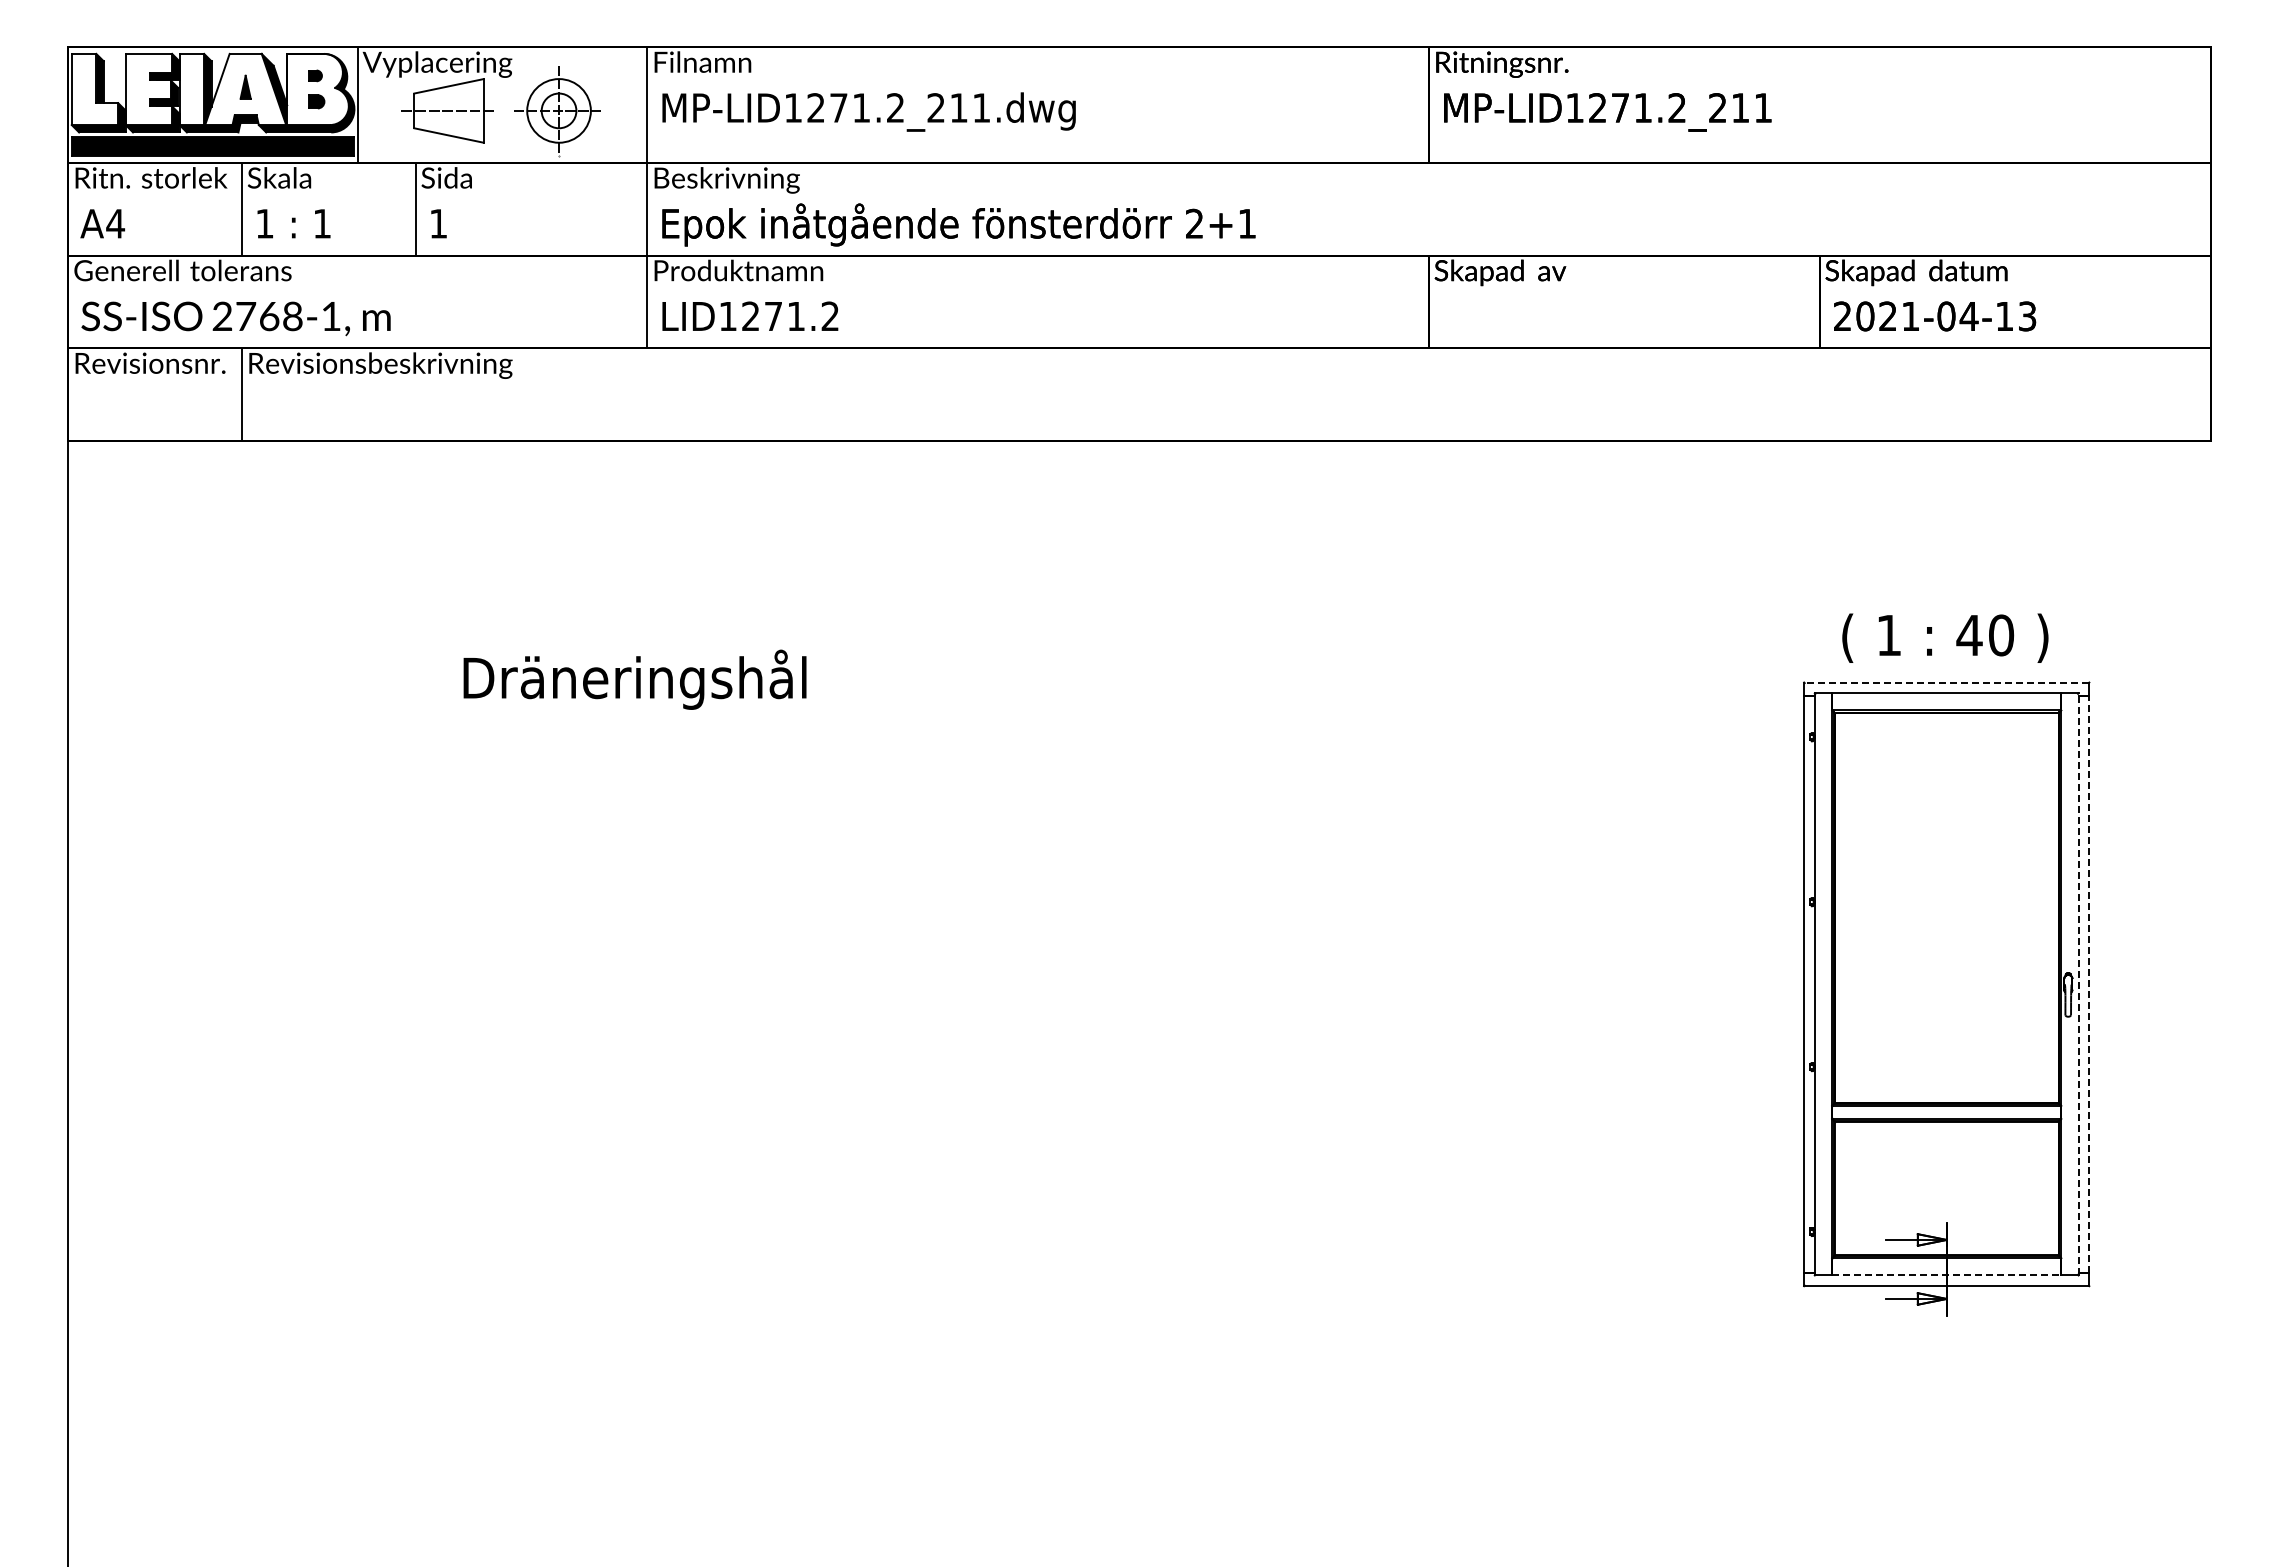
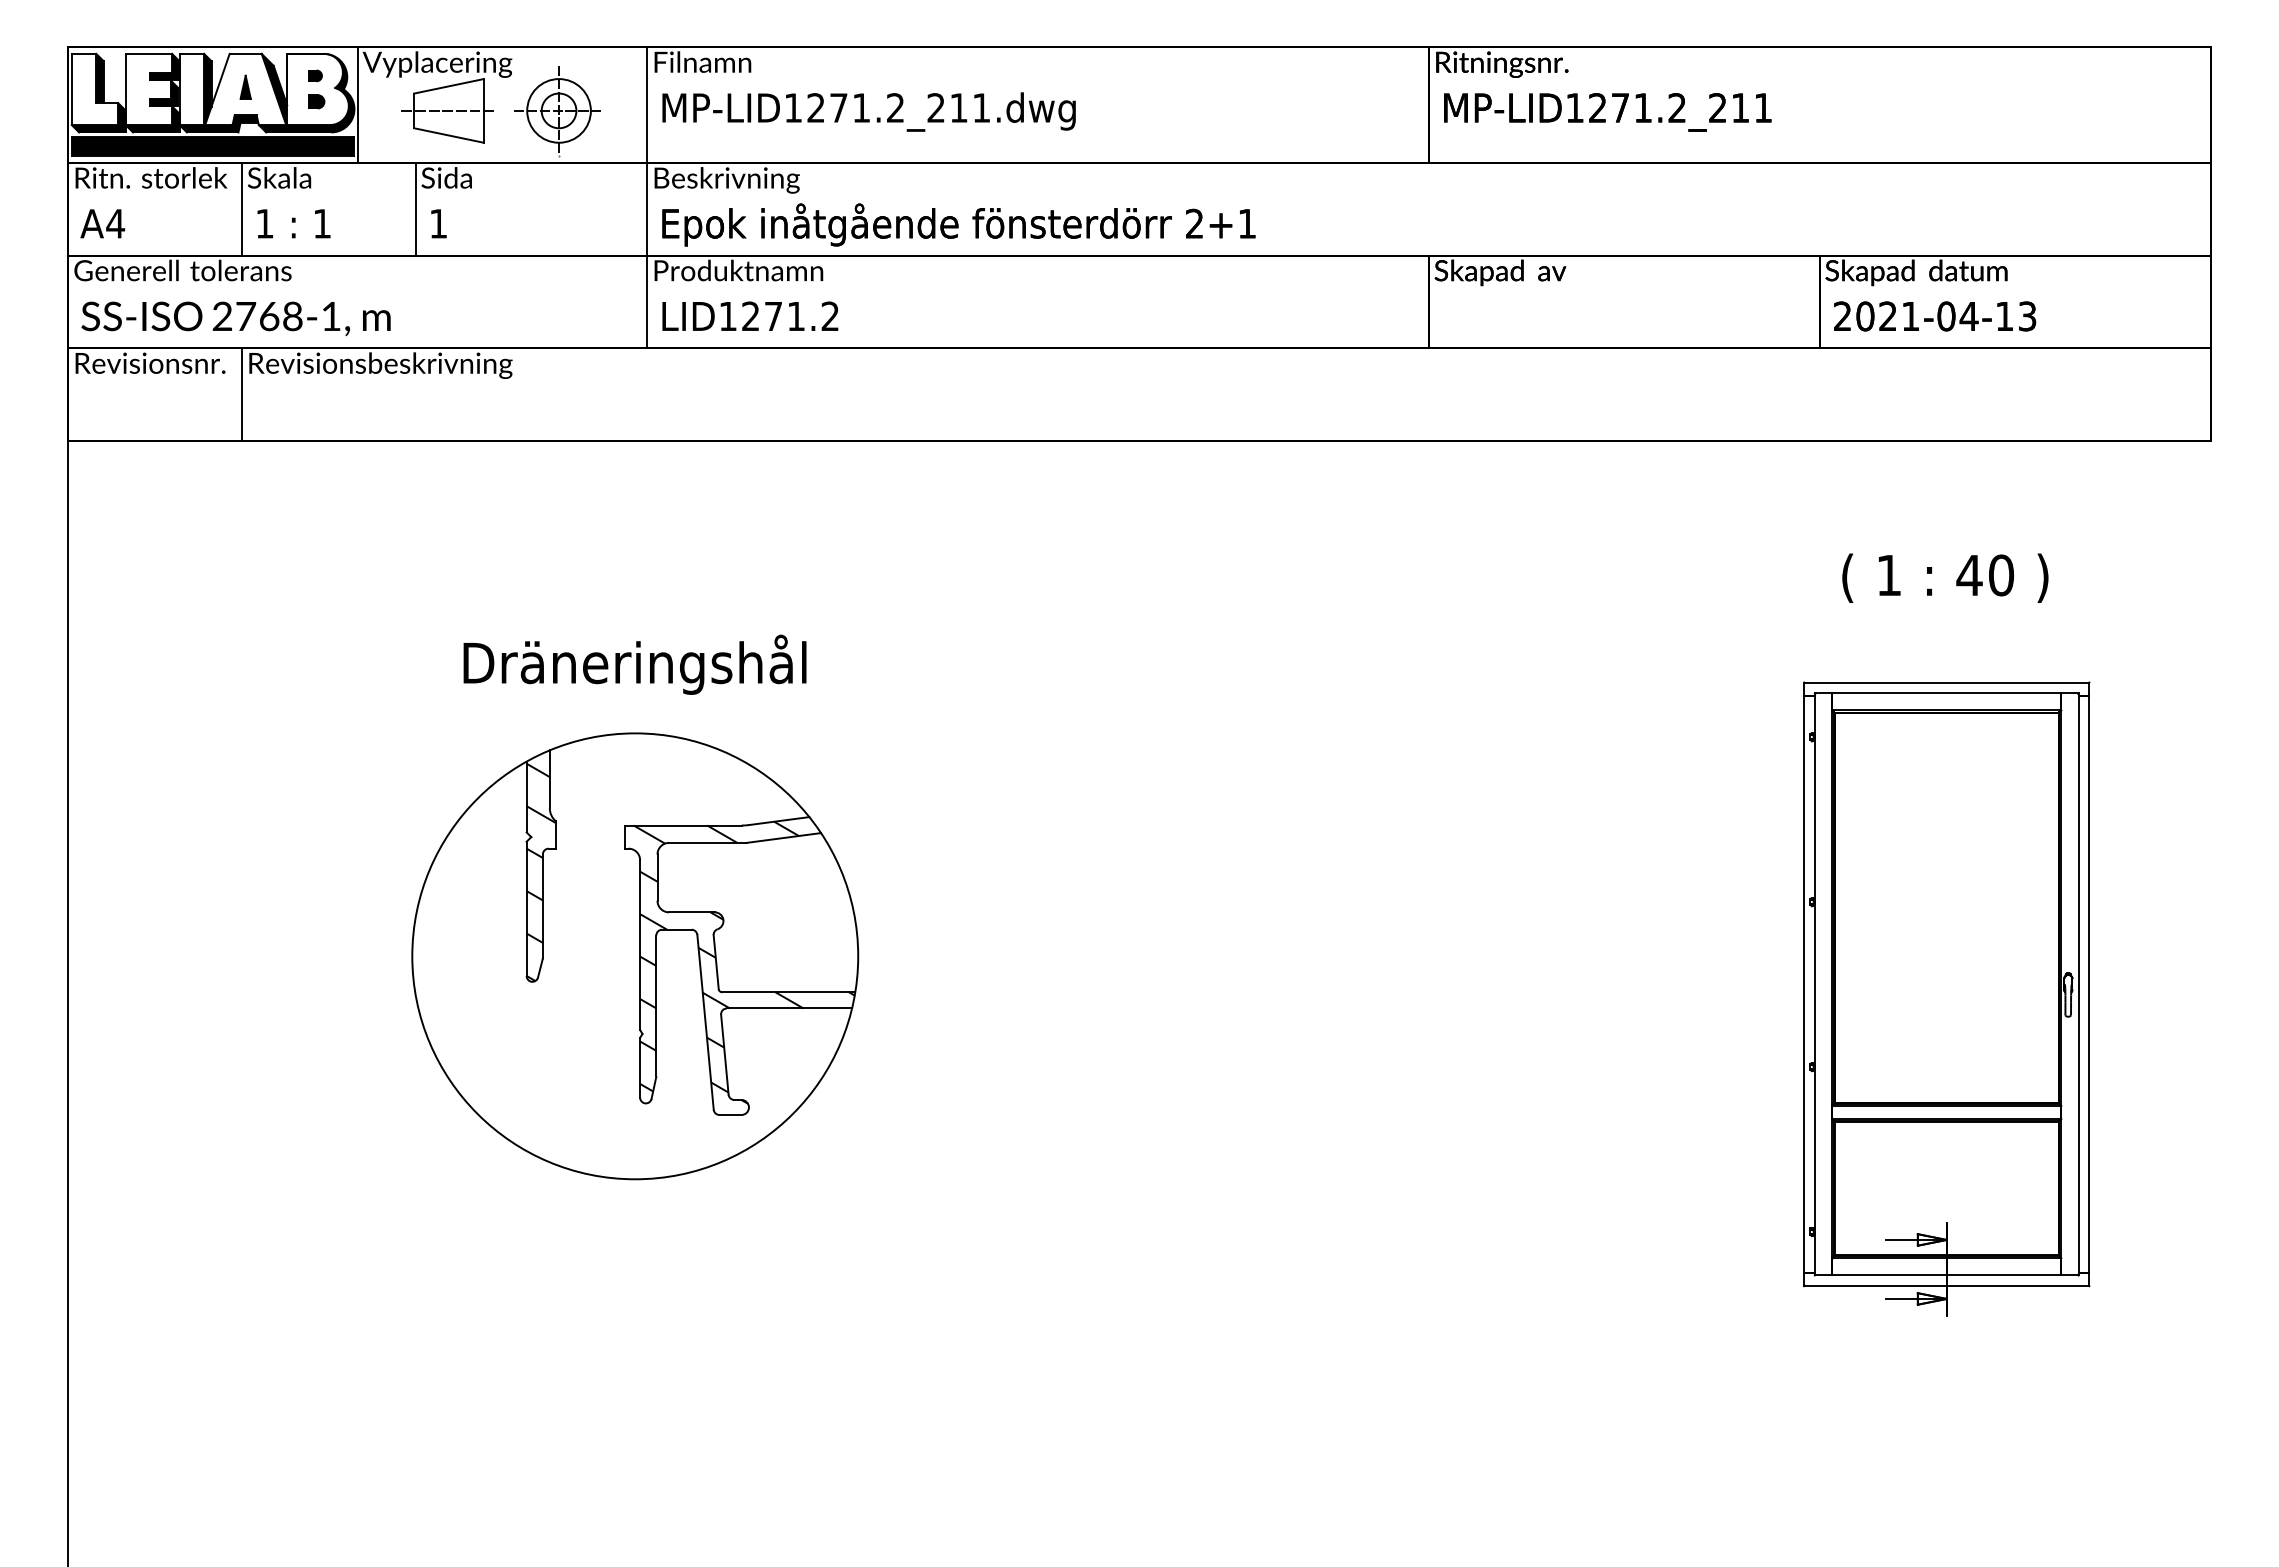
text position: (1945, 637) -> (1945, 577) (1945, 577)
text position: (634, 679) -> (634, 664) (634, 664)
line: dashed -> solid (1946, 682)
part: none -> present (635, 956)
line: dashed -> solid (2078, 983)
line: dashed -> solid (2089, 984)
line: dashed -> solid (1946, 1275)
